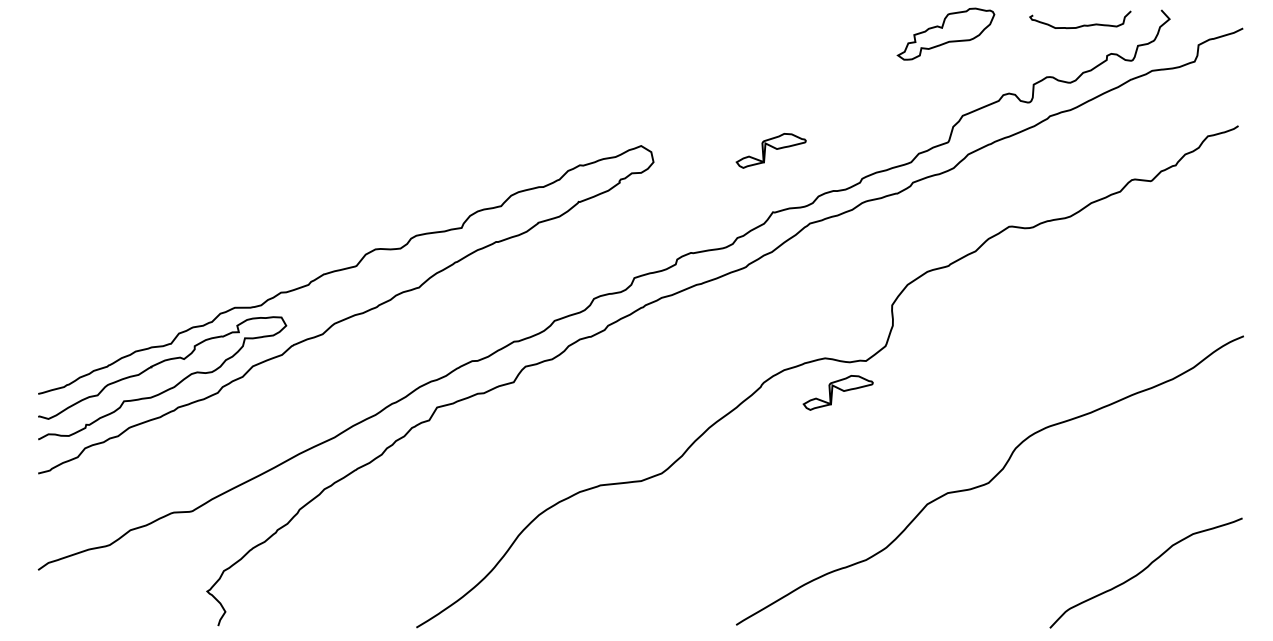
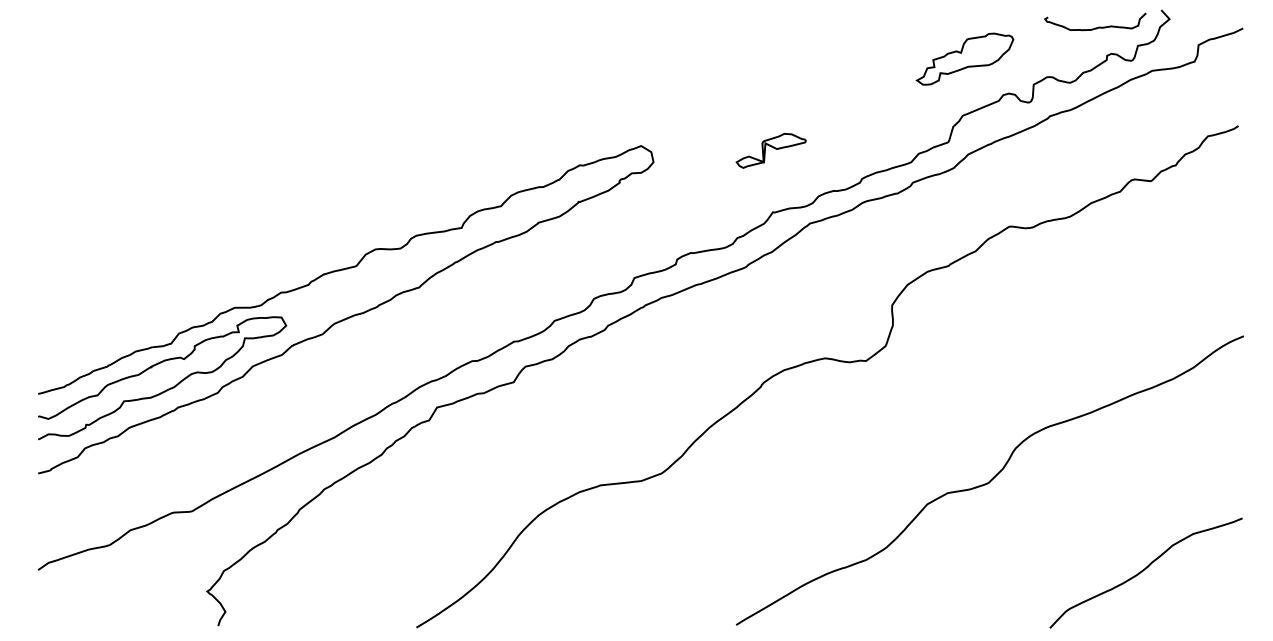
curve position: (1083, 24) -> (1098, 26) (1098, 26)
part position: (945, 33) -> (964, 58) (964, 58)
part: present -> none (837, 392)
